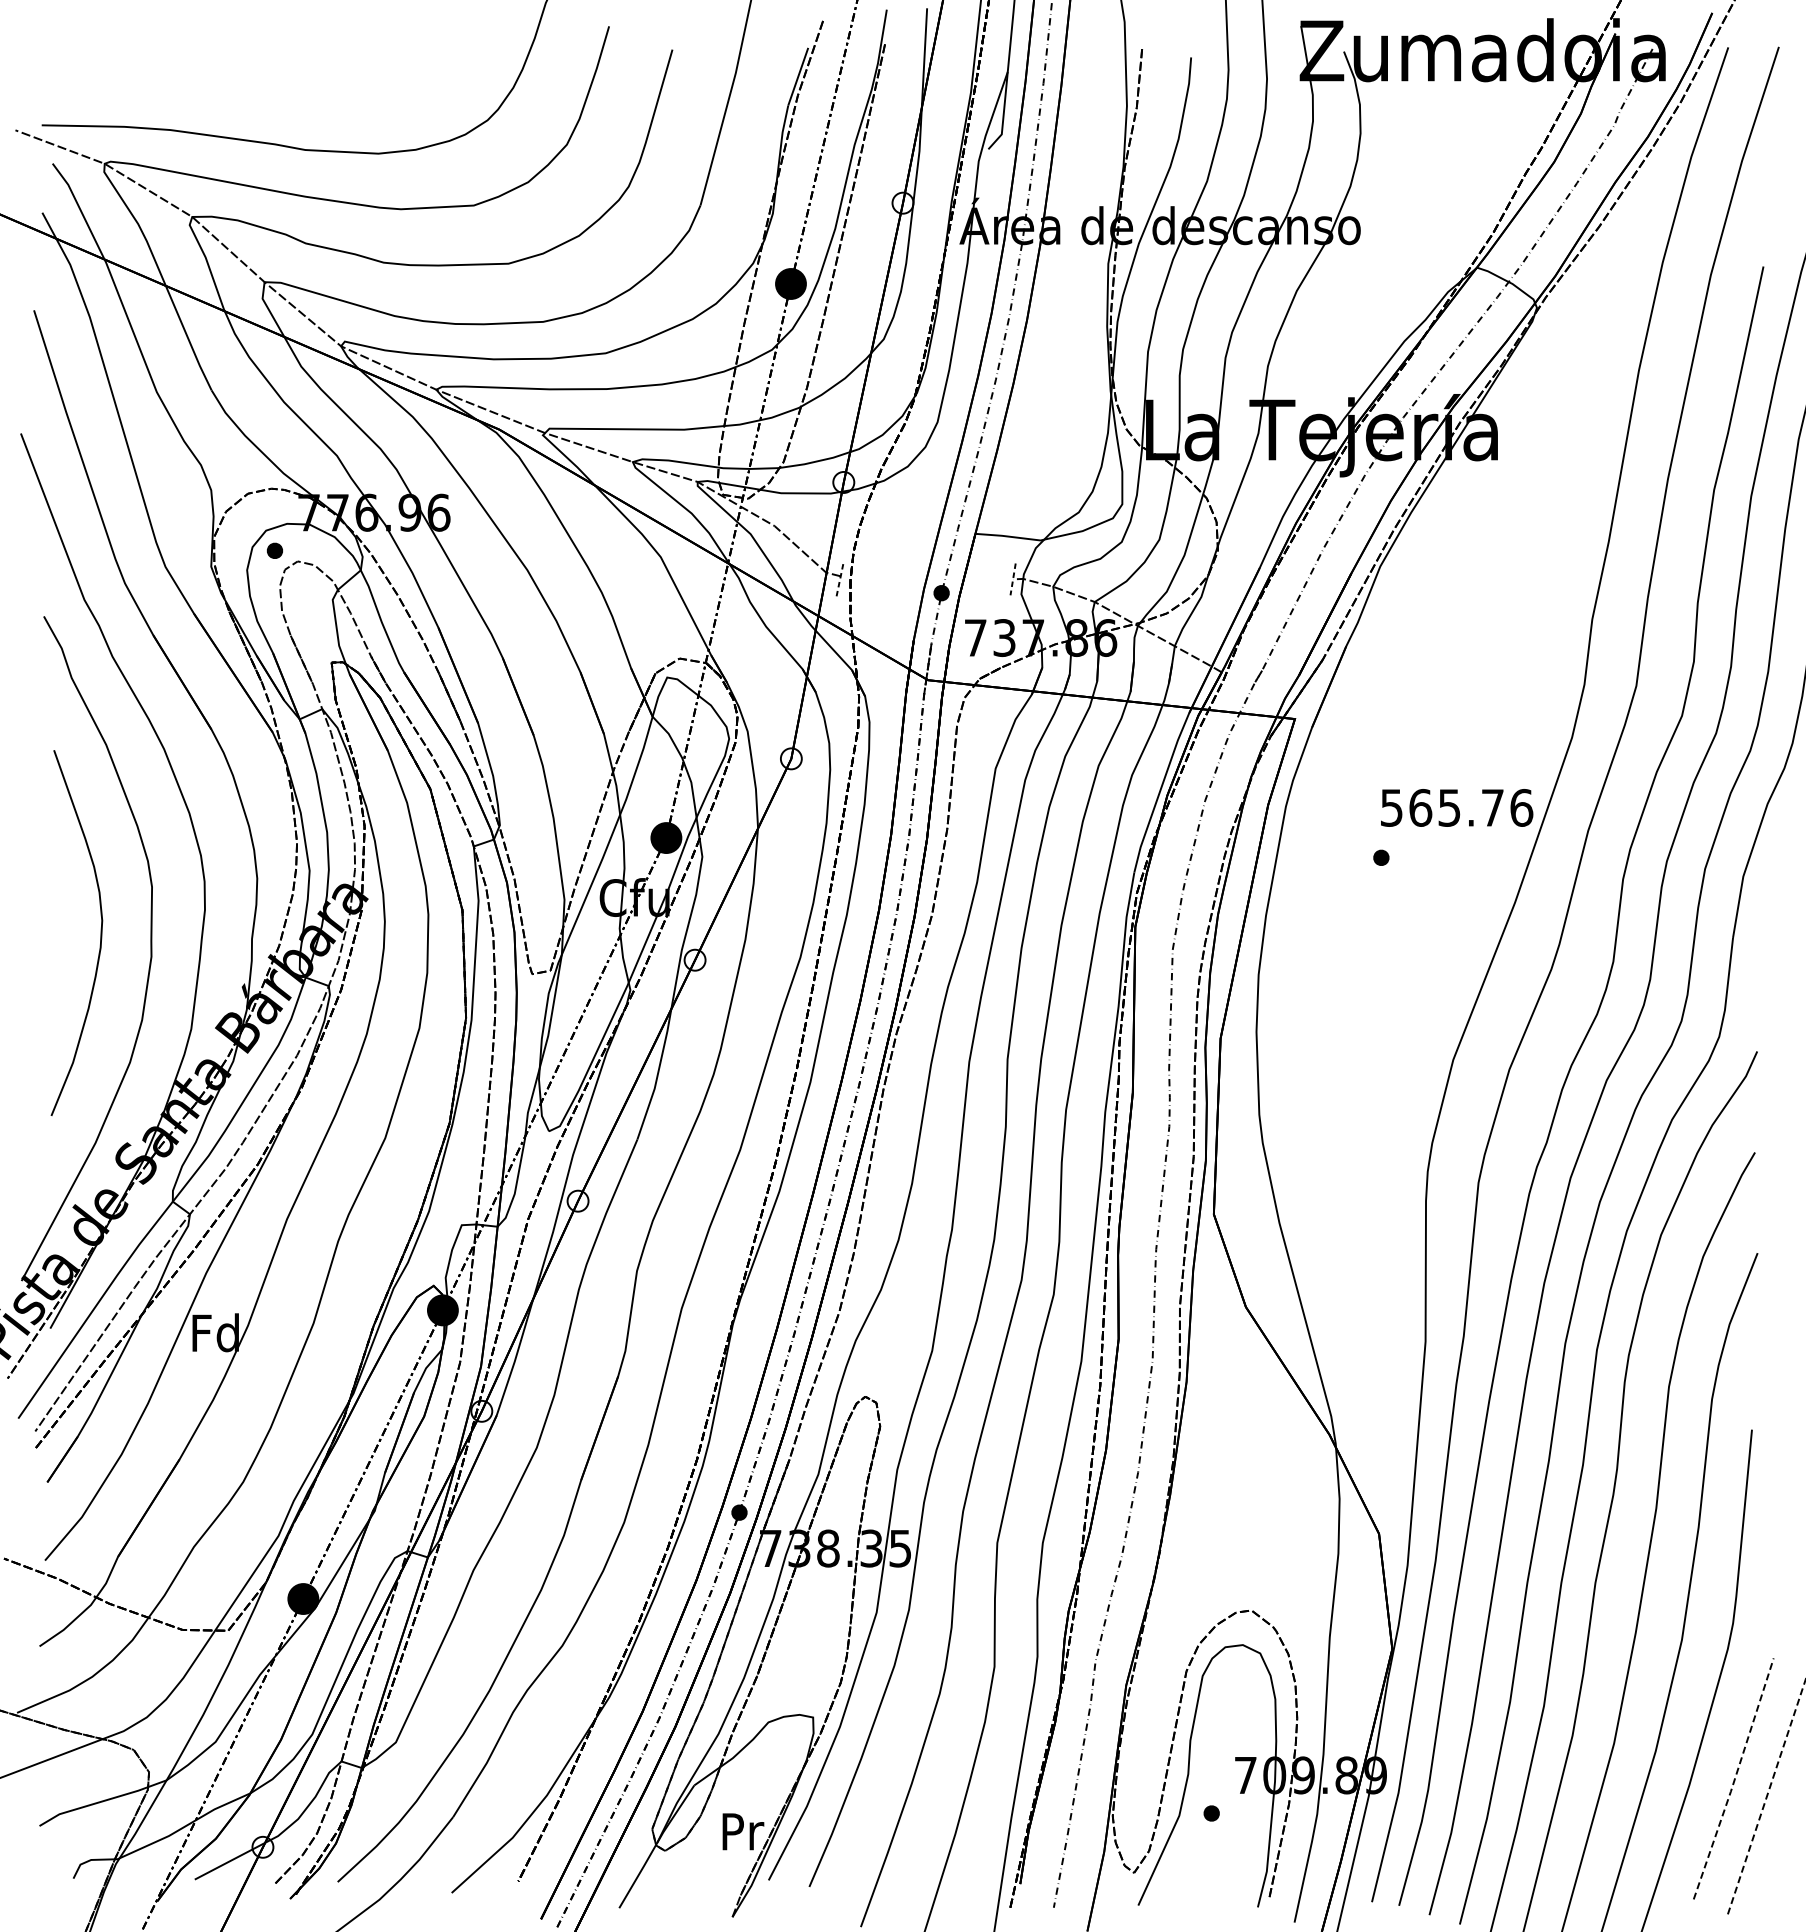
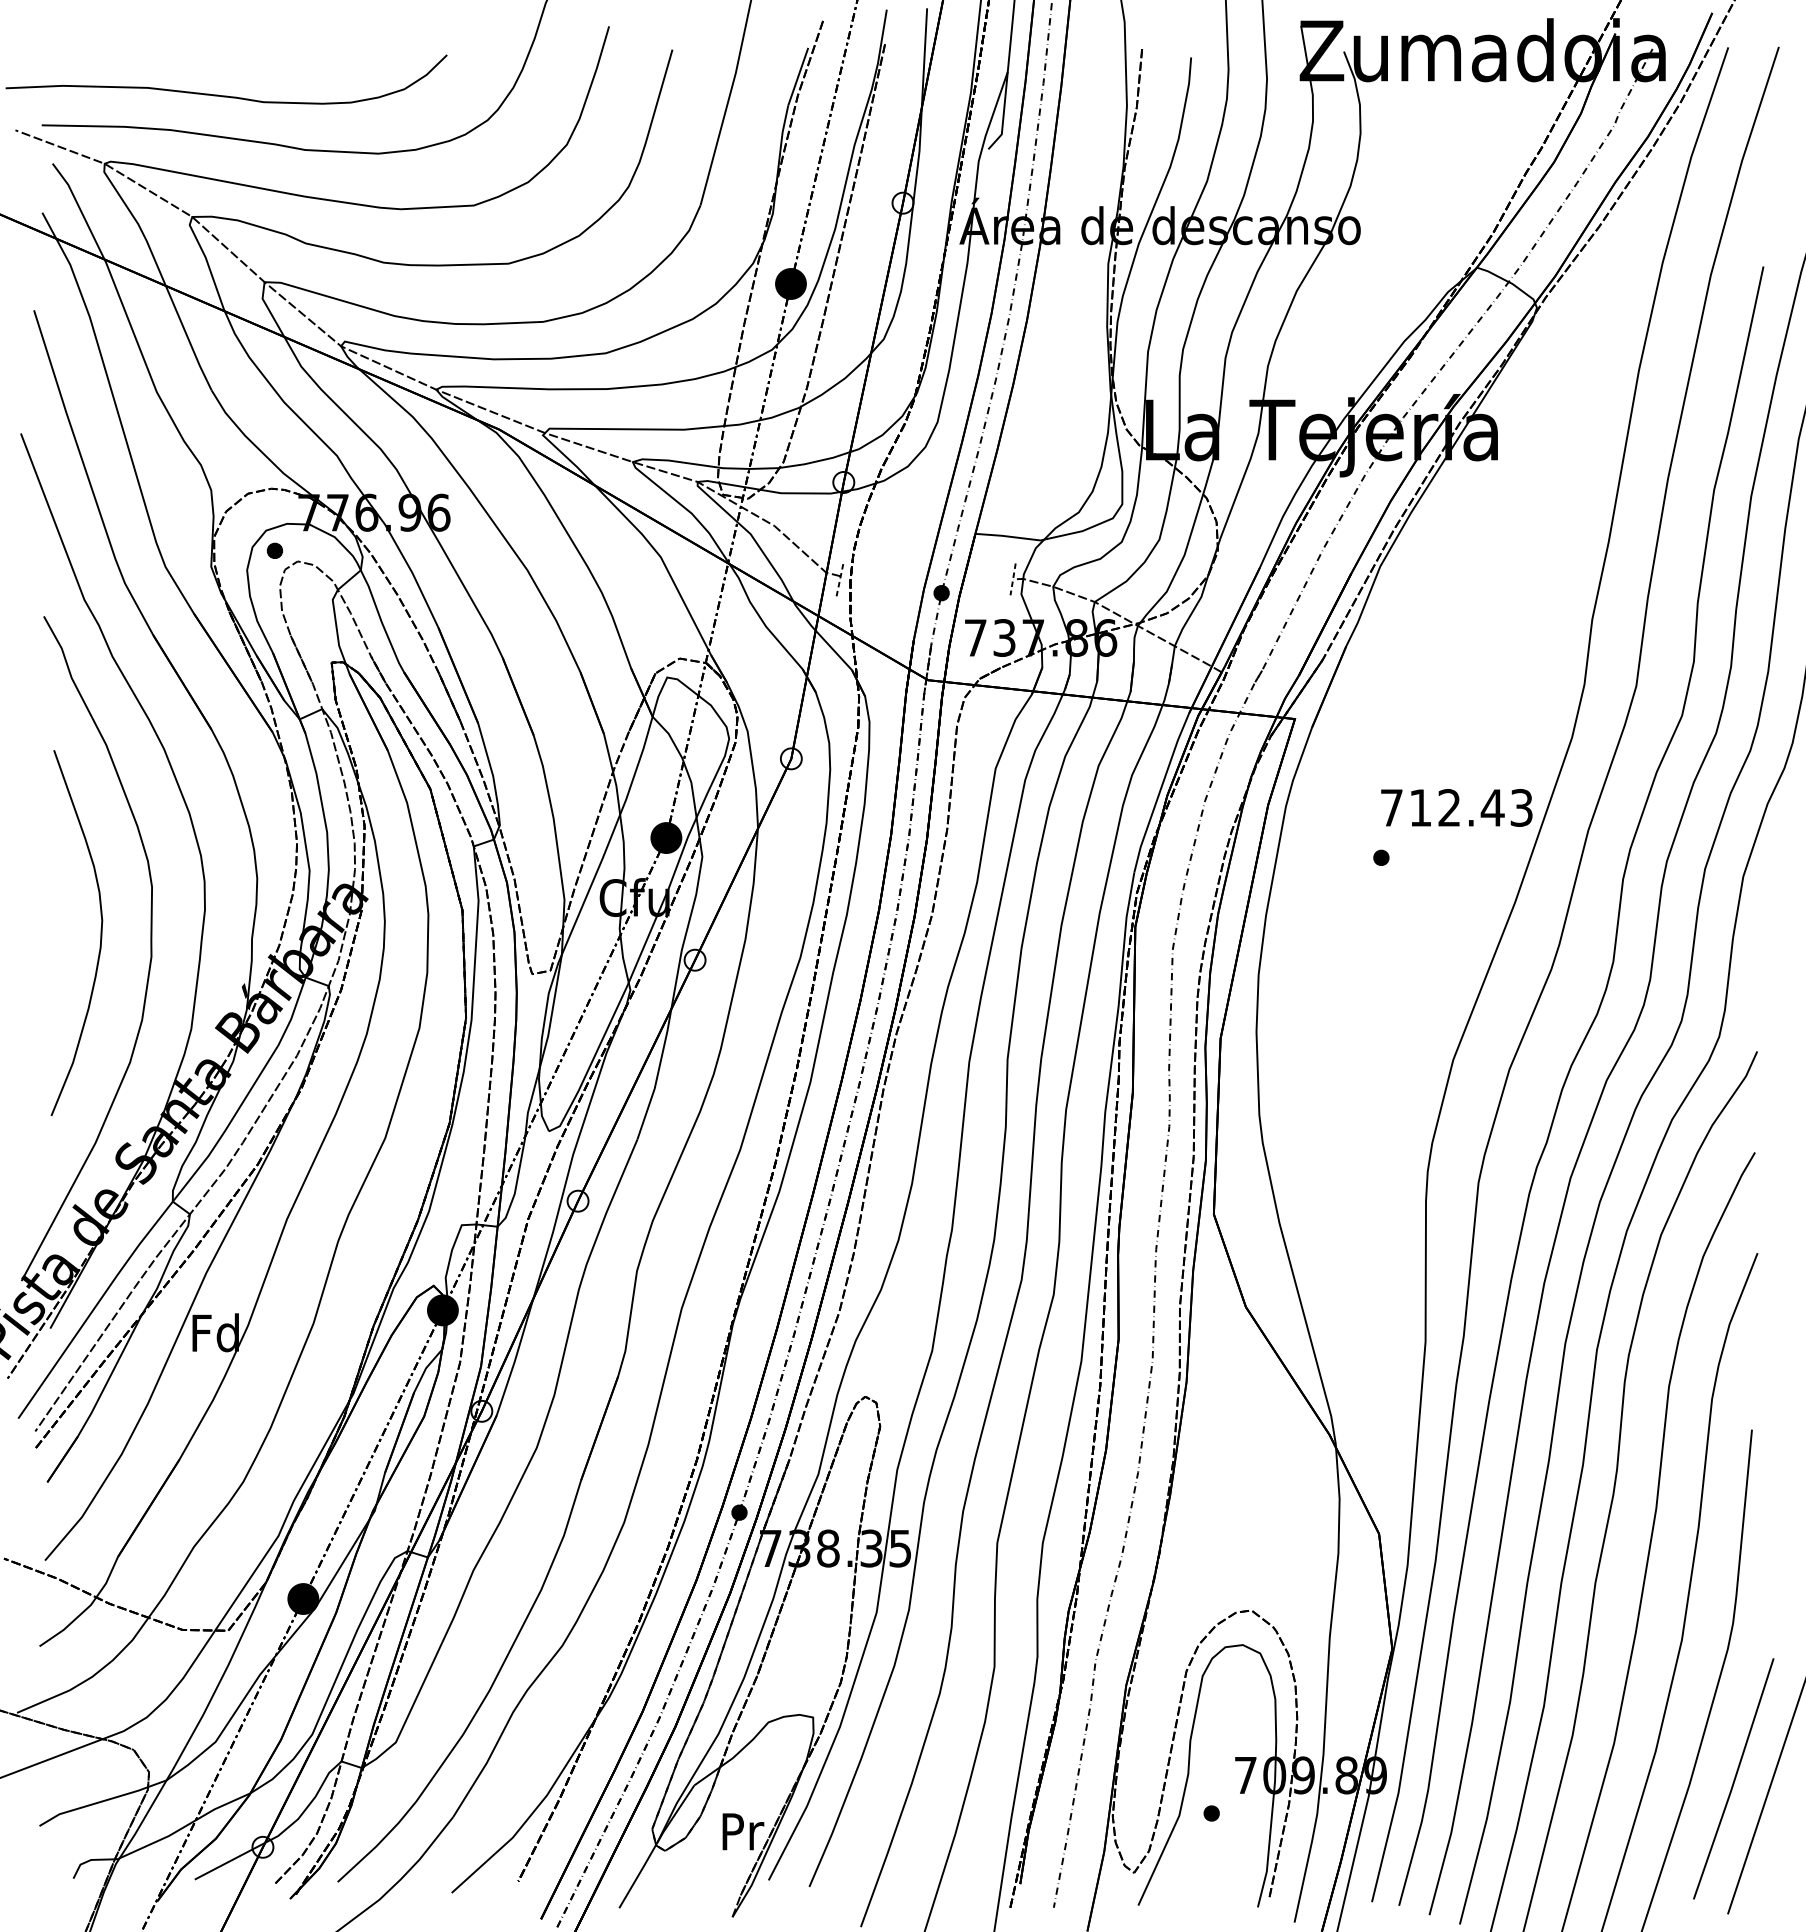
curve: none -> present (226, 95)
text: 565.76 -> 712.43 (1457, 807)
line: dashed -> solid (1734, 1779)
line: dashed -> solid (1766, 1796)
